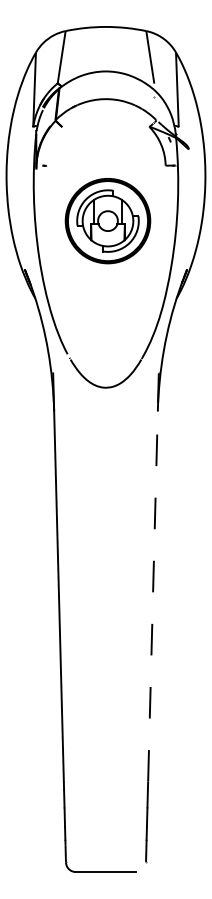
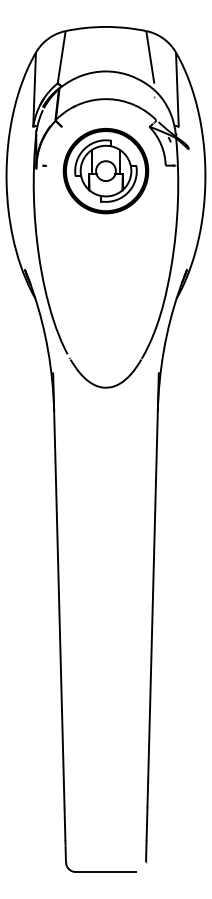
part position: (107, 221) -> (105, 171) (105, 171)
line: dashed -> solid (153, 577)
